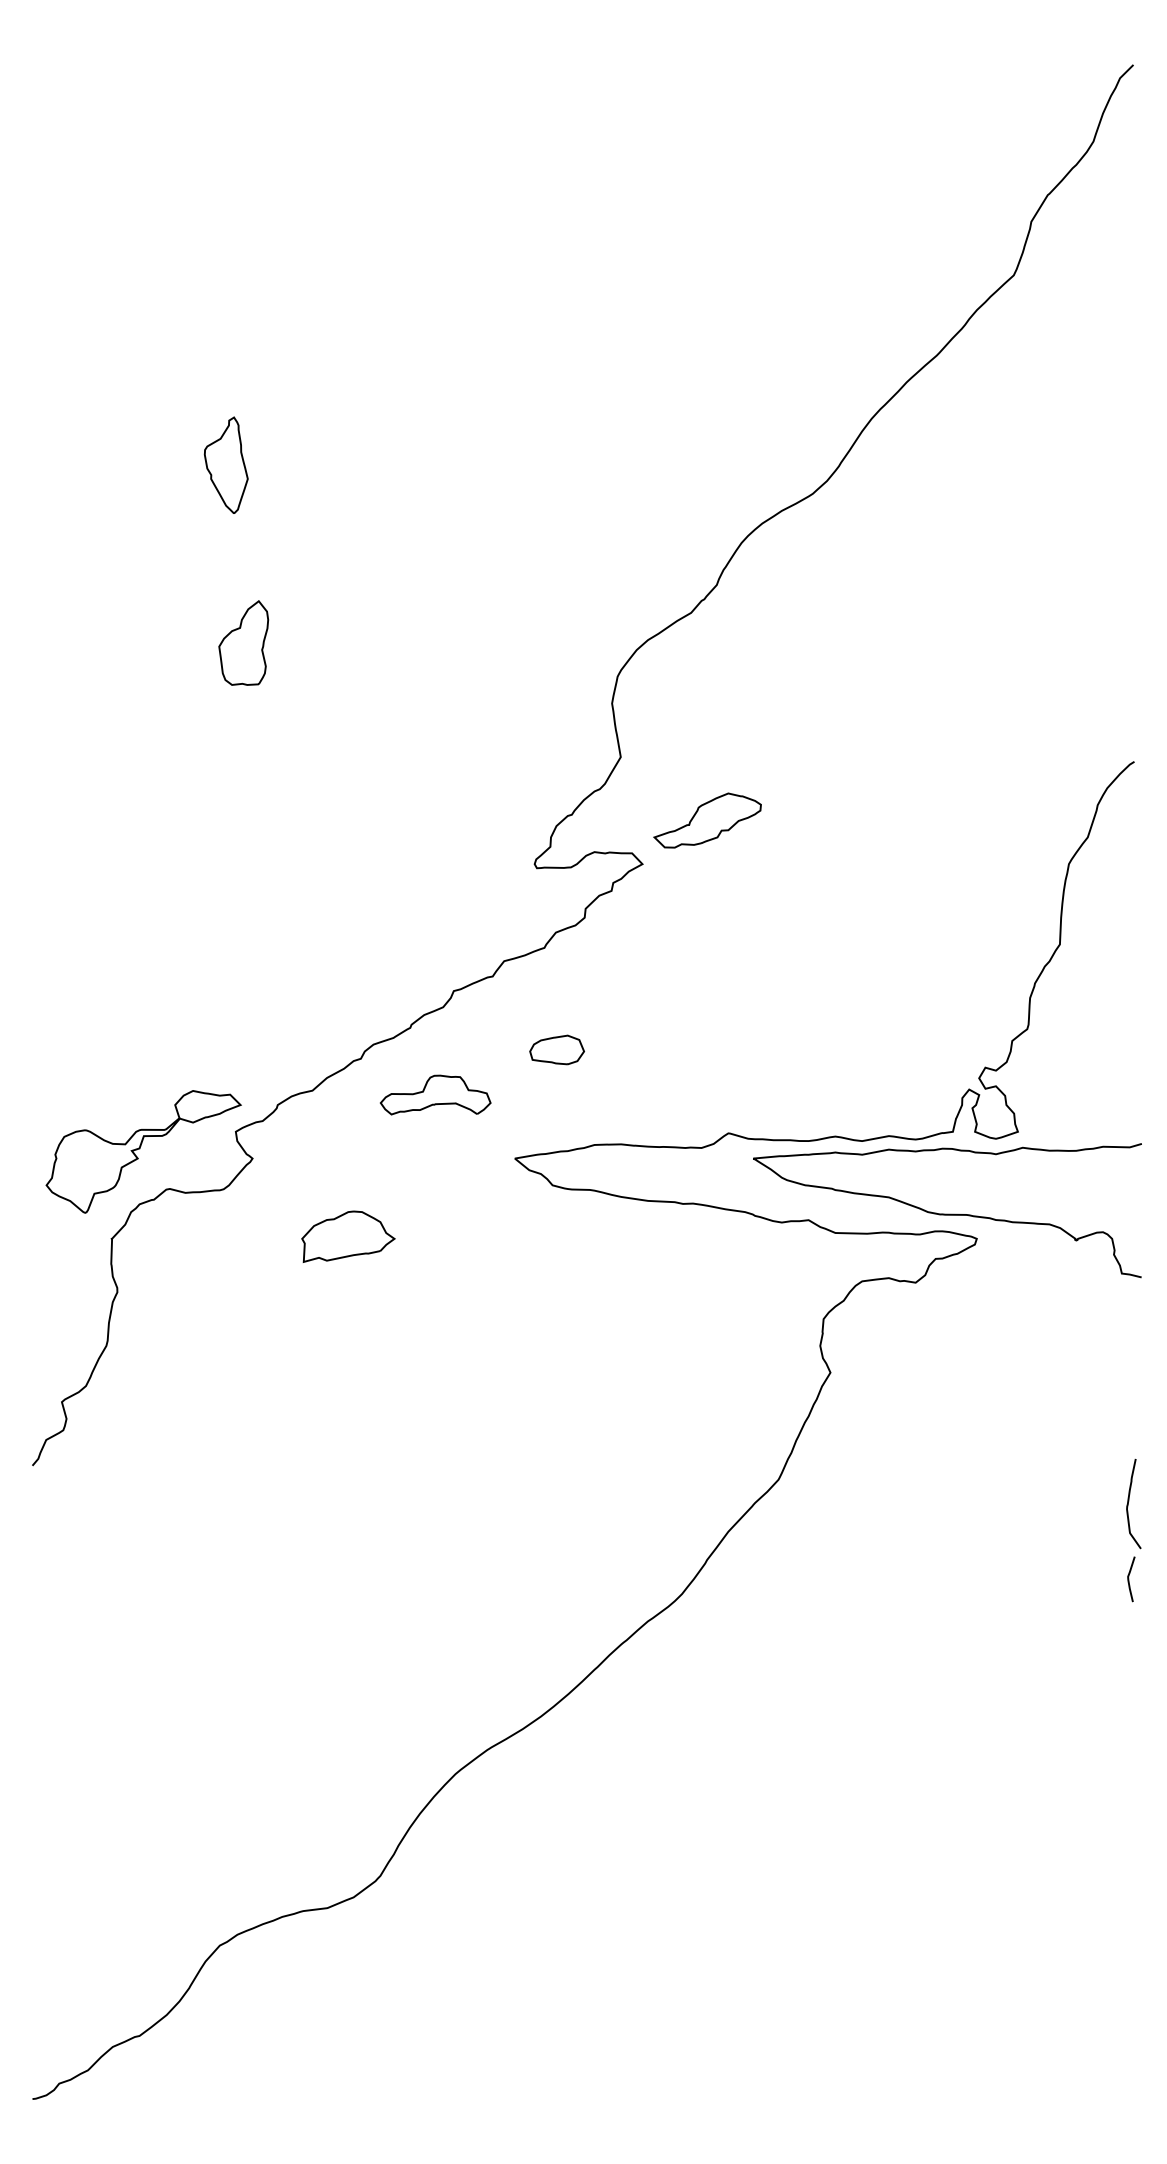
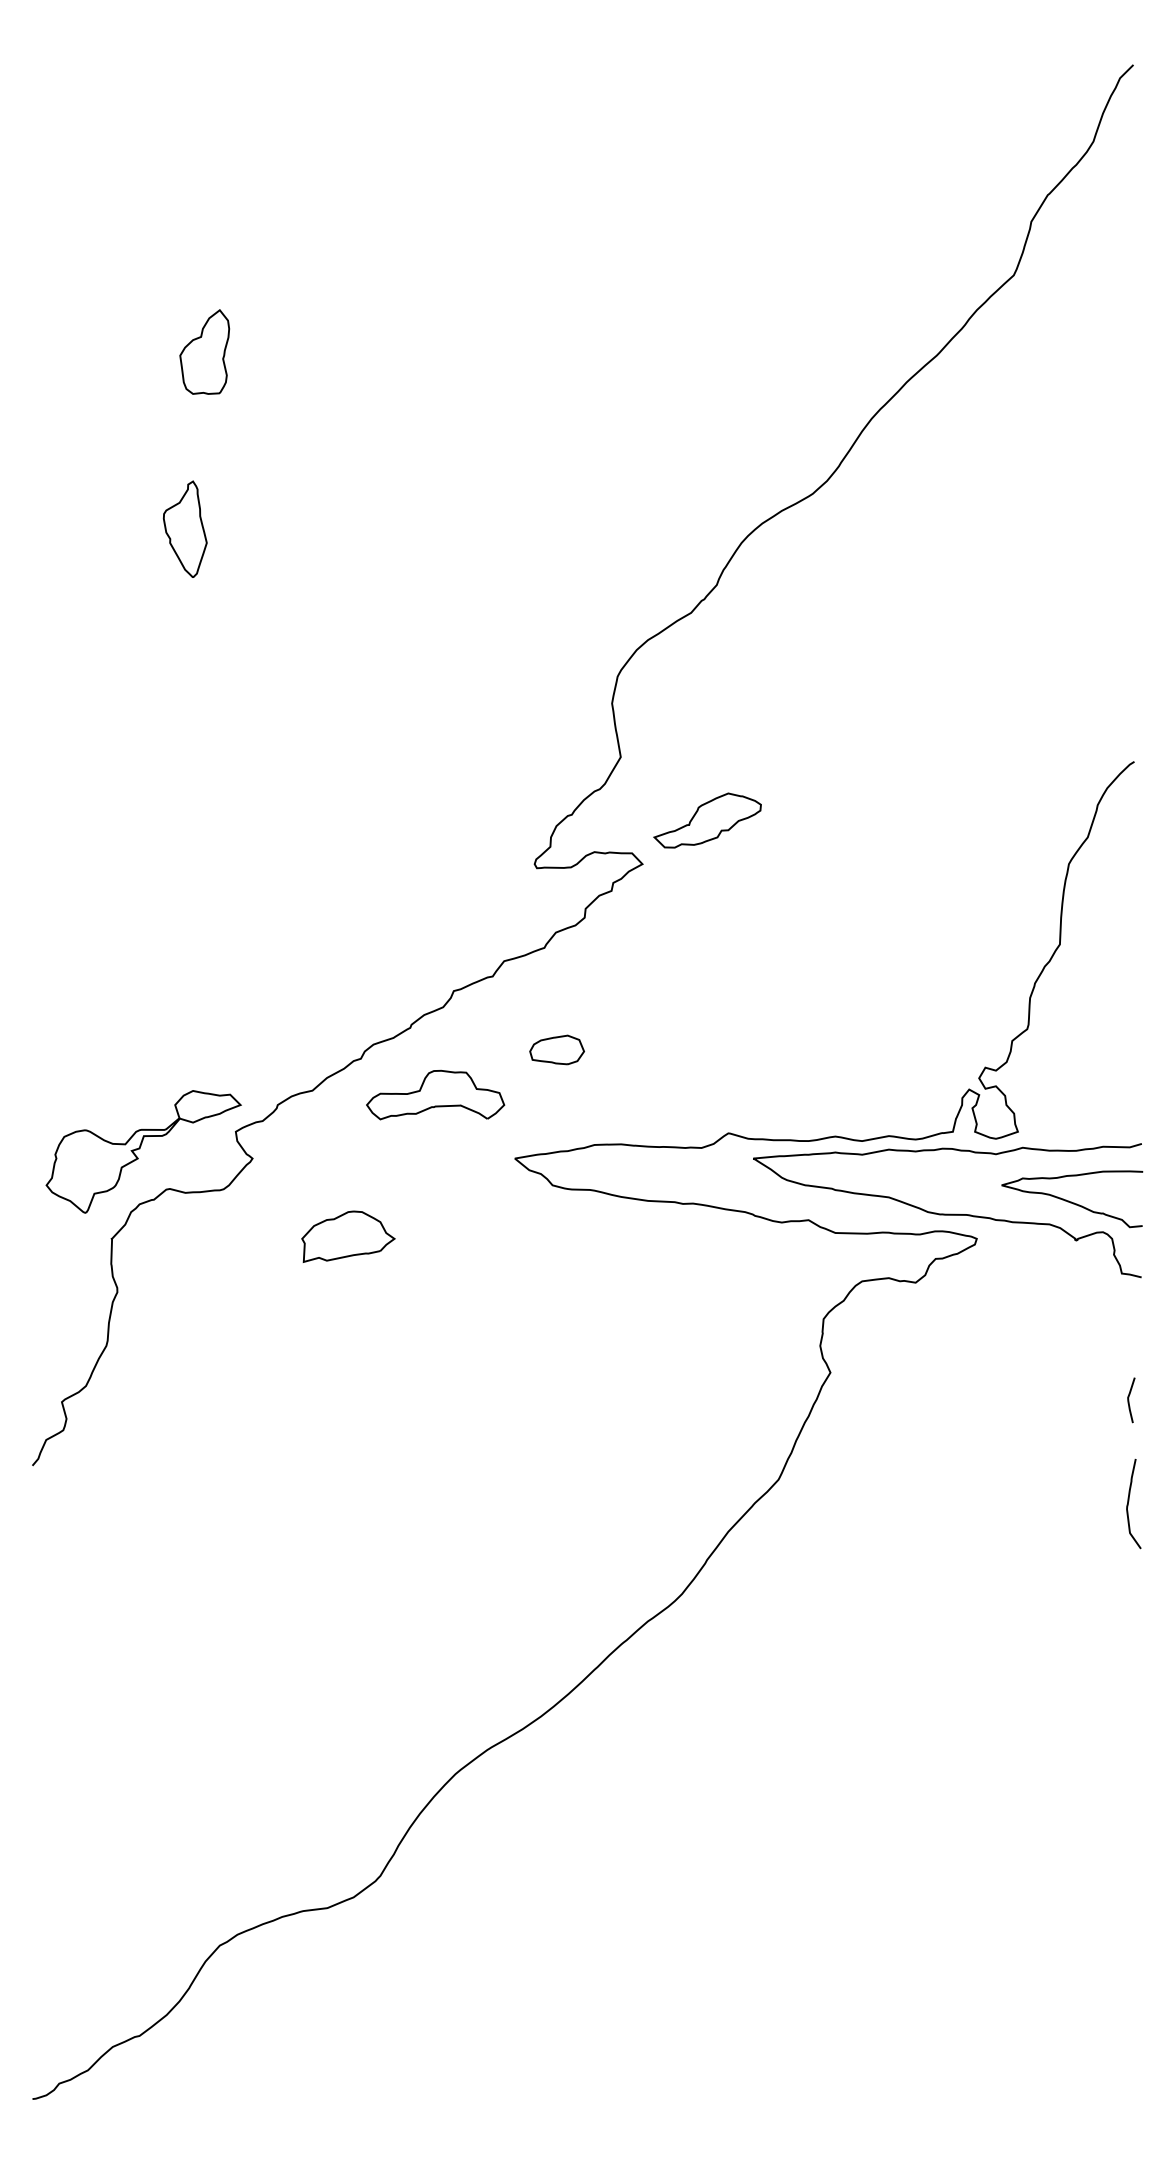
part position: (225, 464) -> (184, 528) (184, 528)
part position: (243, 642) -> (204, 351) (204, 351)
part size: 112x42 px -> 140x52 px (435, 1094)
curve: none -> present (1071, 1201)
curve position: (1129, 1579) -> (1129, 1400) (1129, 1400)
